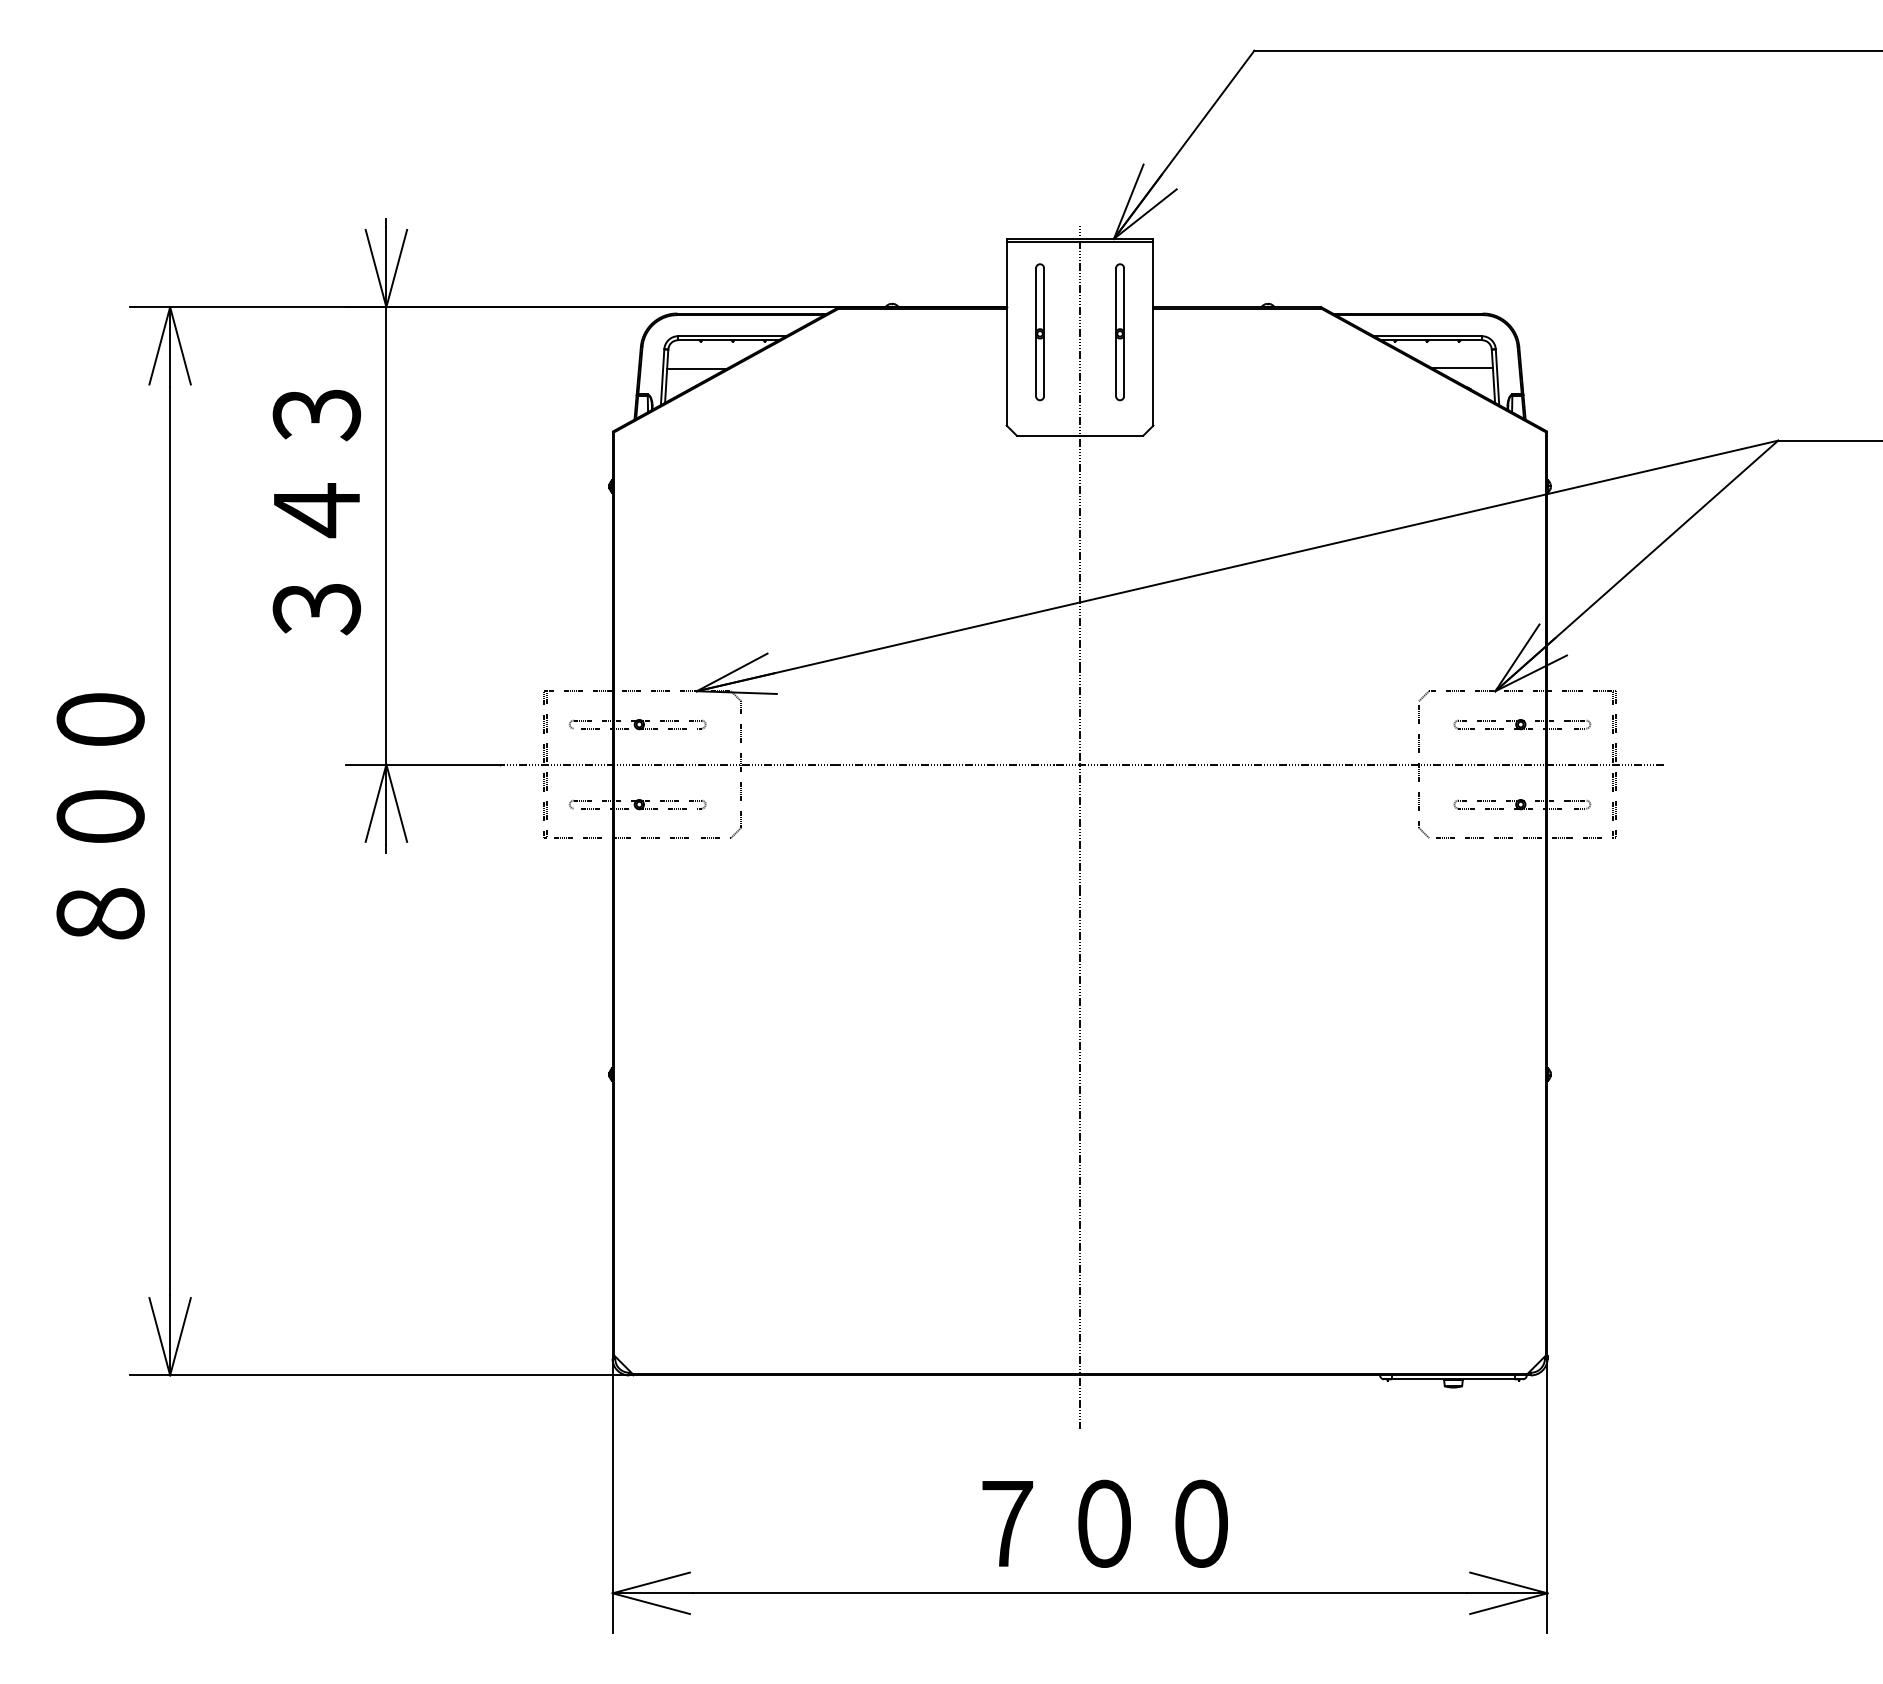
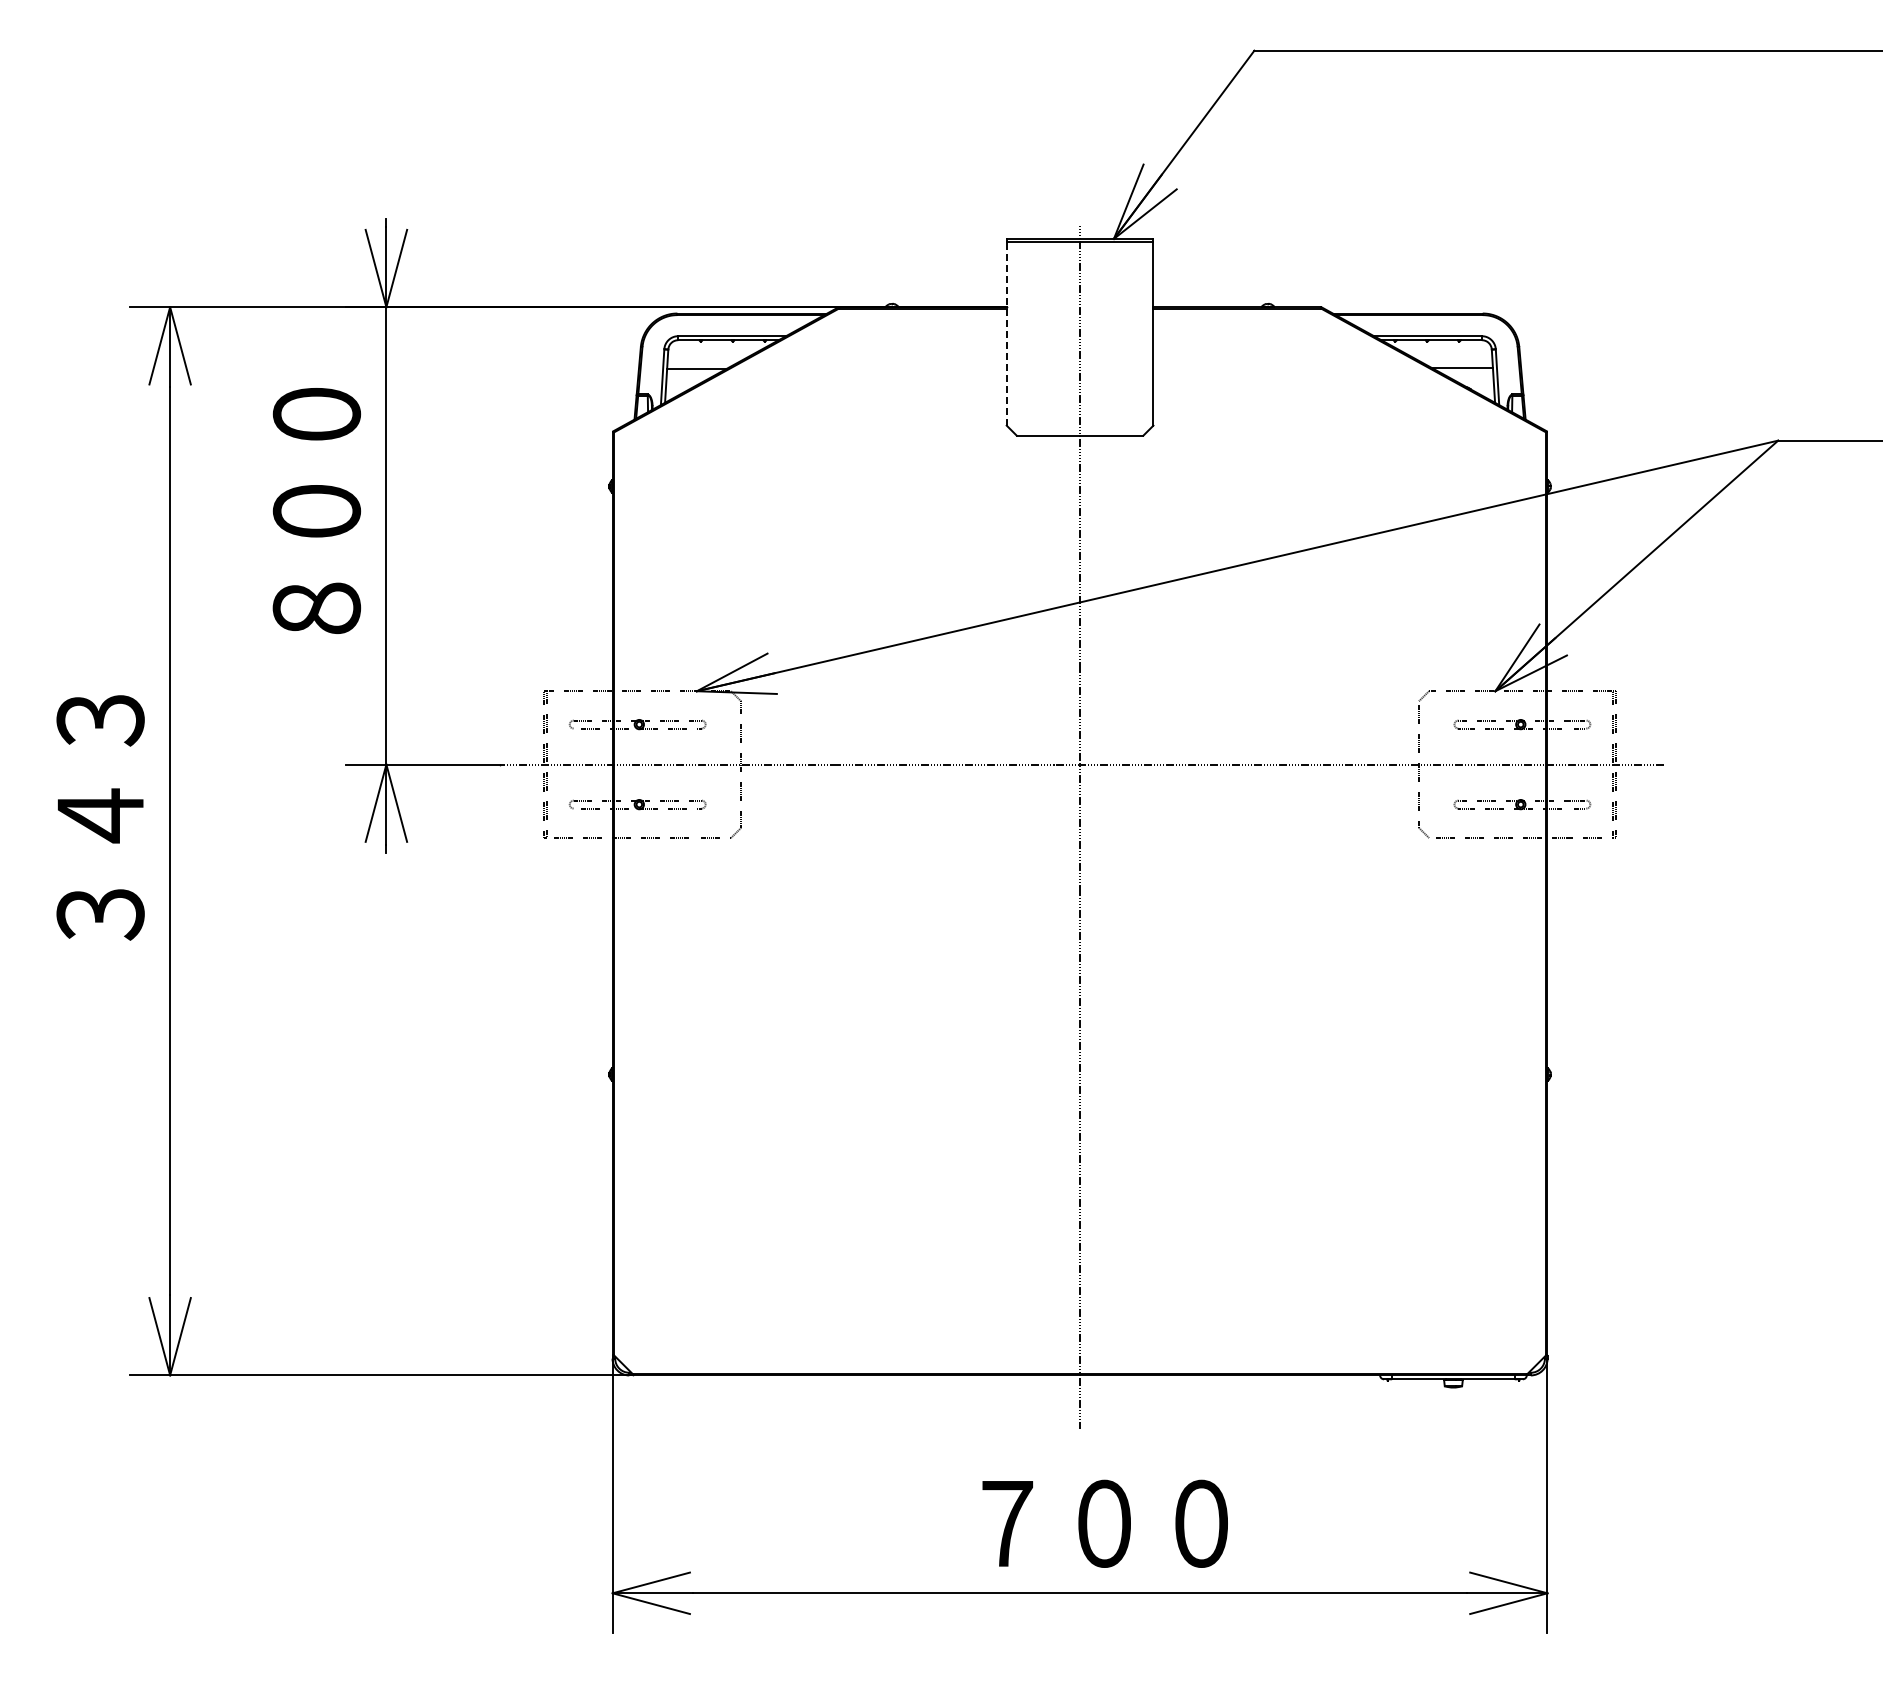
part: present -> none (1039, 332)
part: present -> none (1119, 332)
line: solid -> dashed (1006, 333)
text: ３４３ -> ８００ (316, 511)
text: ８００ -> ３４３ (100, 816)
